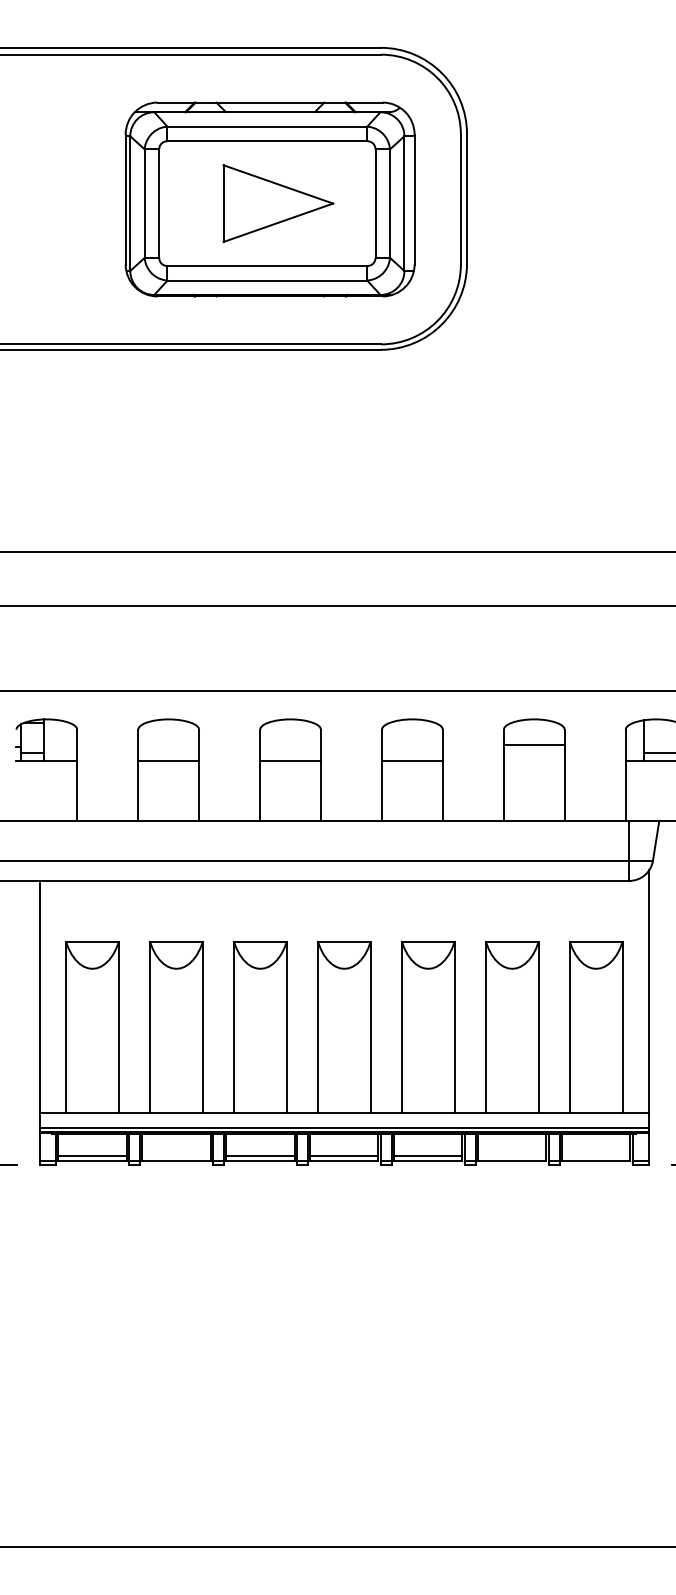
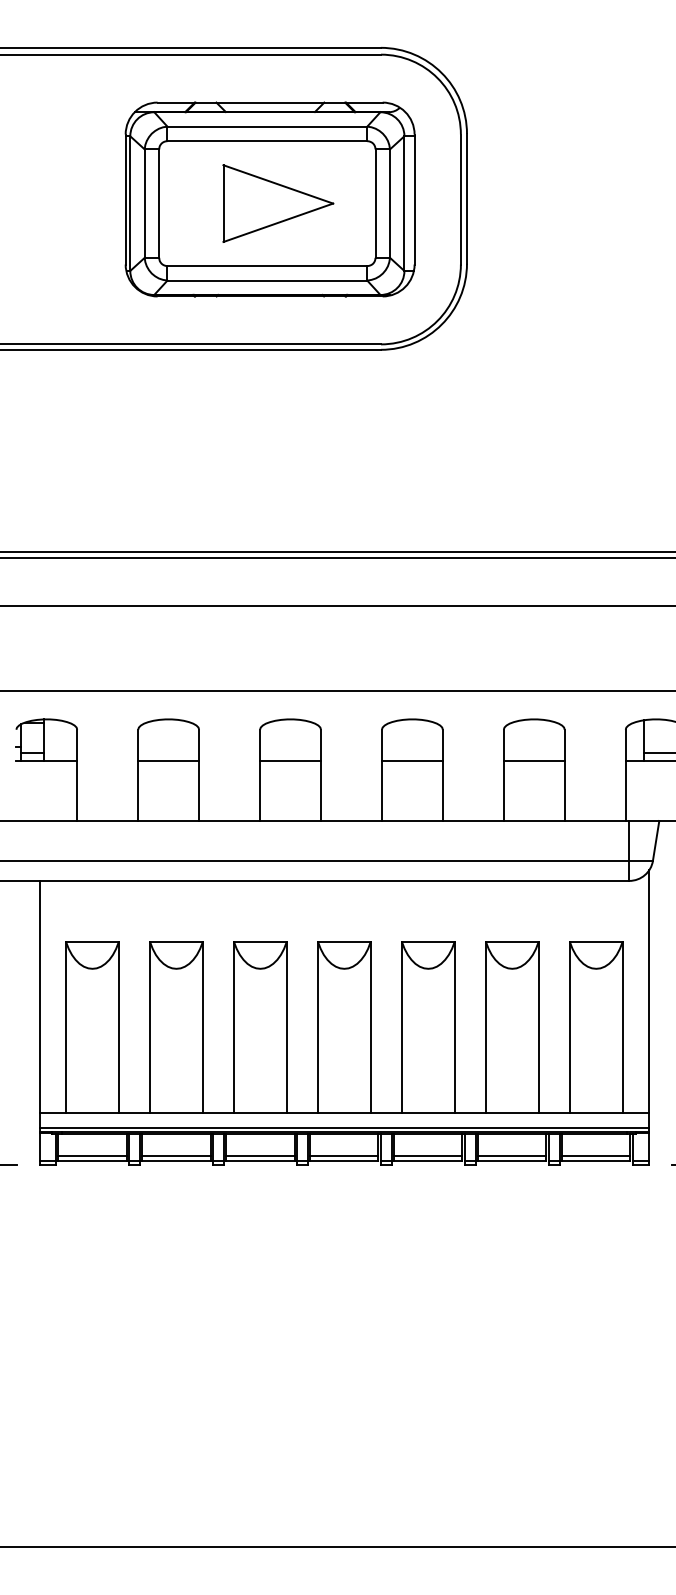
line: none -> present (337, 558)
line position: (533, 745) -> (533, 761) (533, 761)
line: none -> present (176, 1155)
line: none -> present (512, 1155)
line: none -> present (596, 1155)
